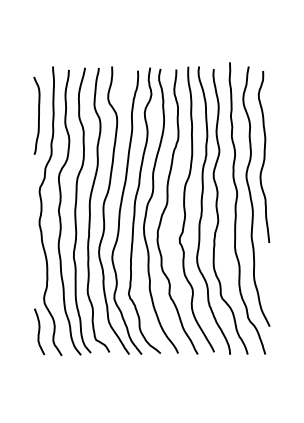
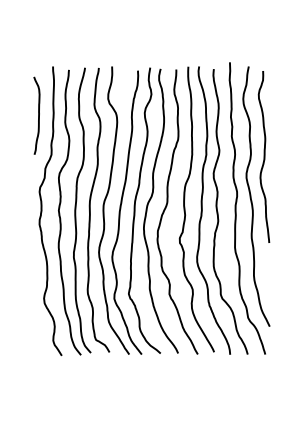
curve: present -> none (39, 331)
